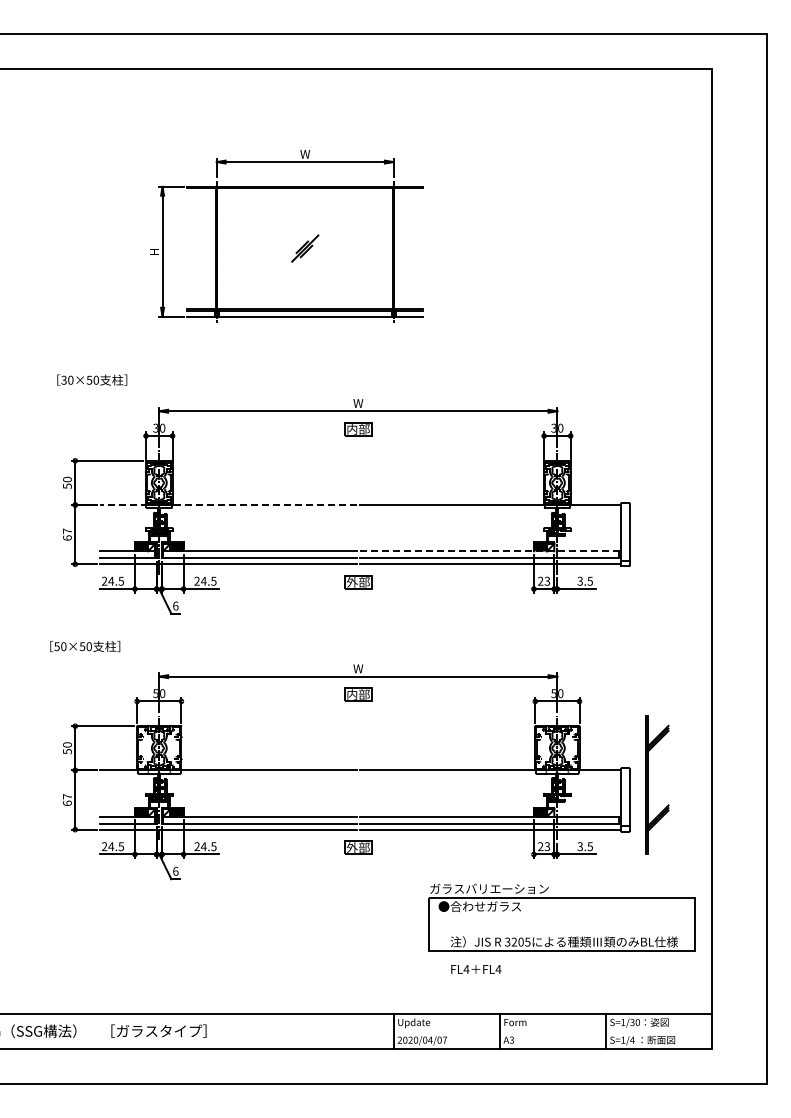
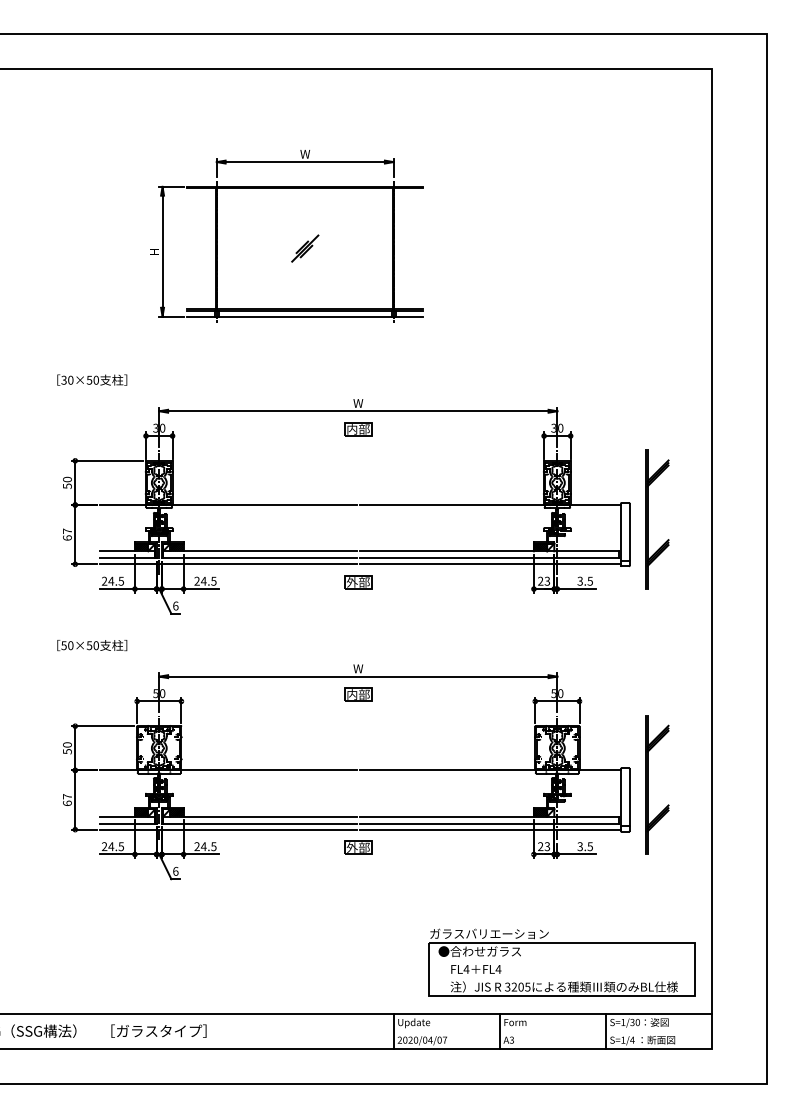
line: dashed -> solid (227, 505)
part: none -> present (648, 519)
line: dashed -> solid (489, 551)
text position: (85, 646) -> (92, 645) (92, 645)
part position: (561, 917) -> (561, 962) (561, 962)
